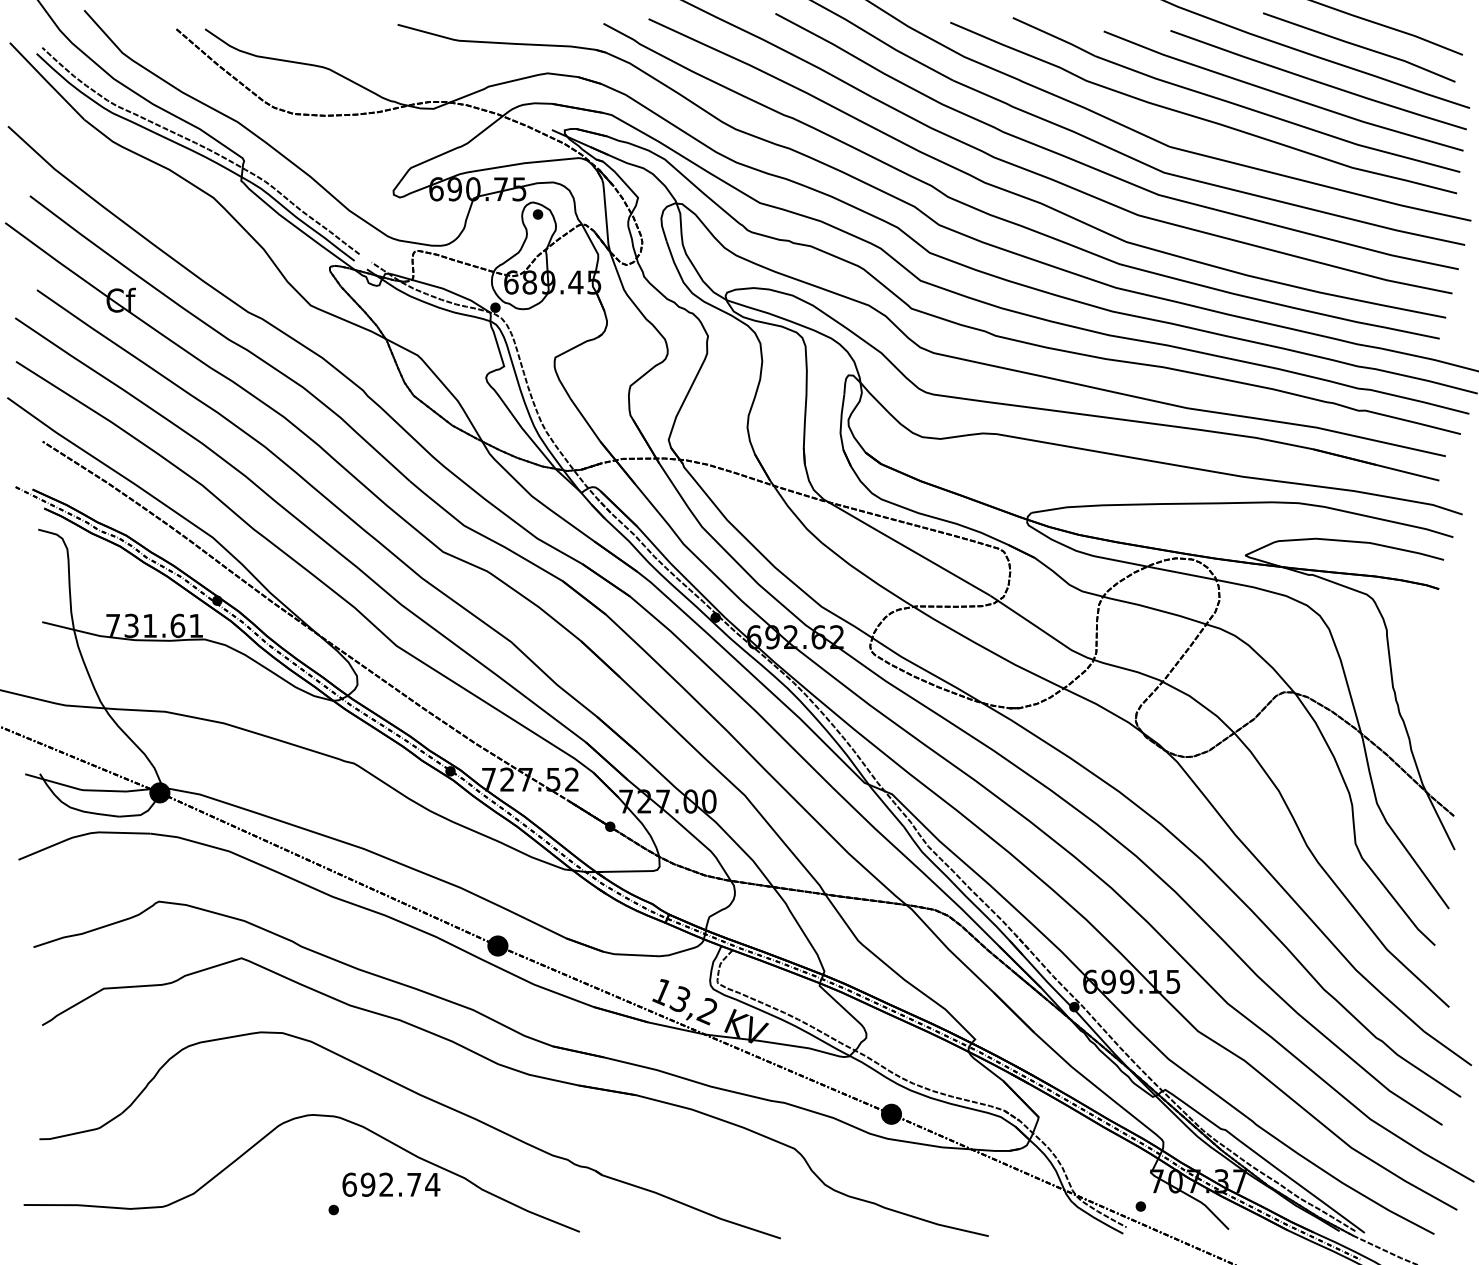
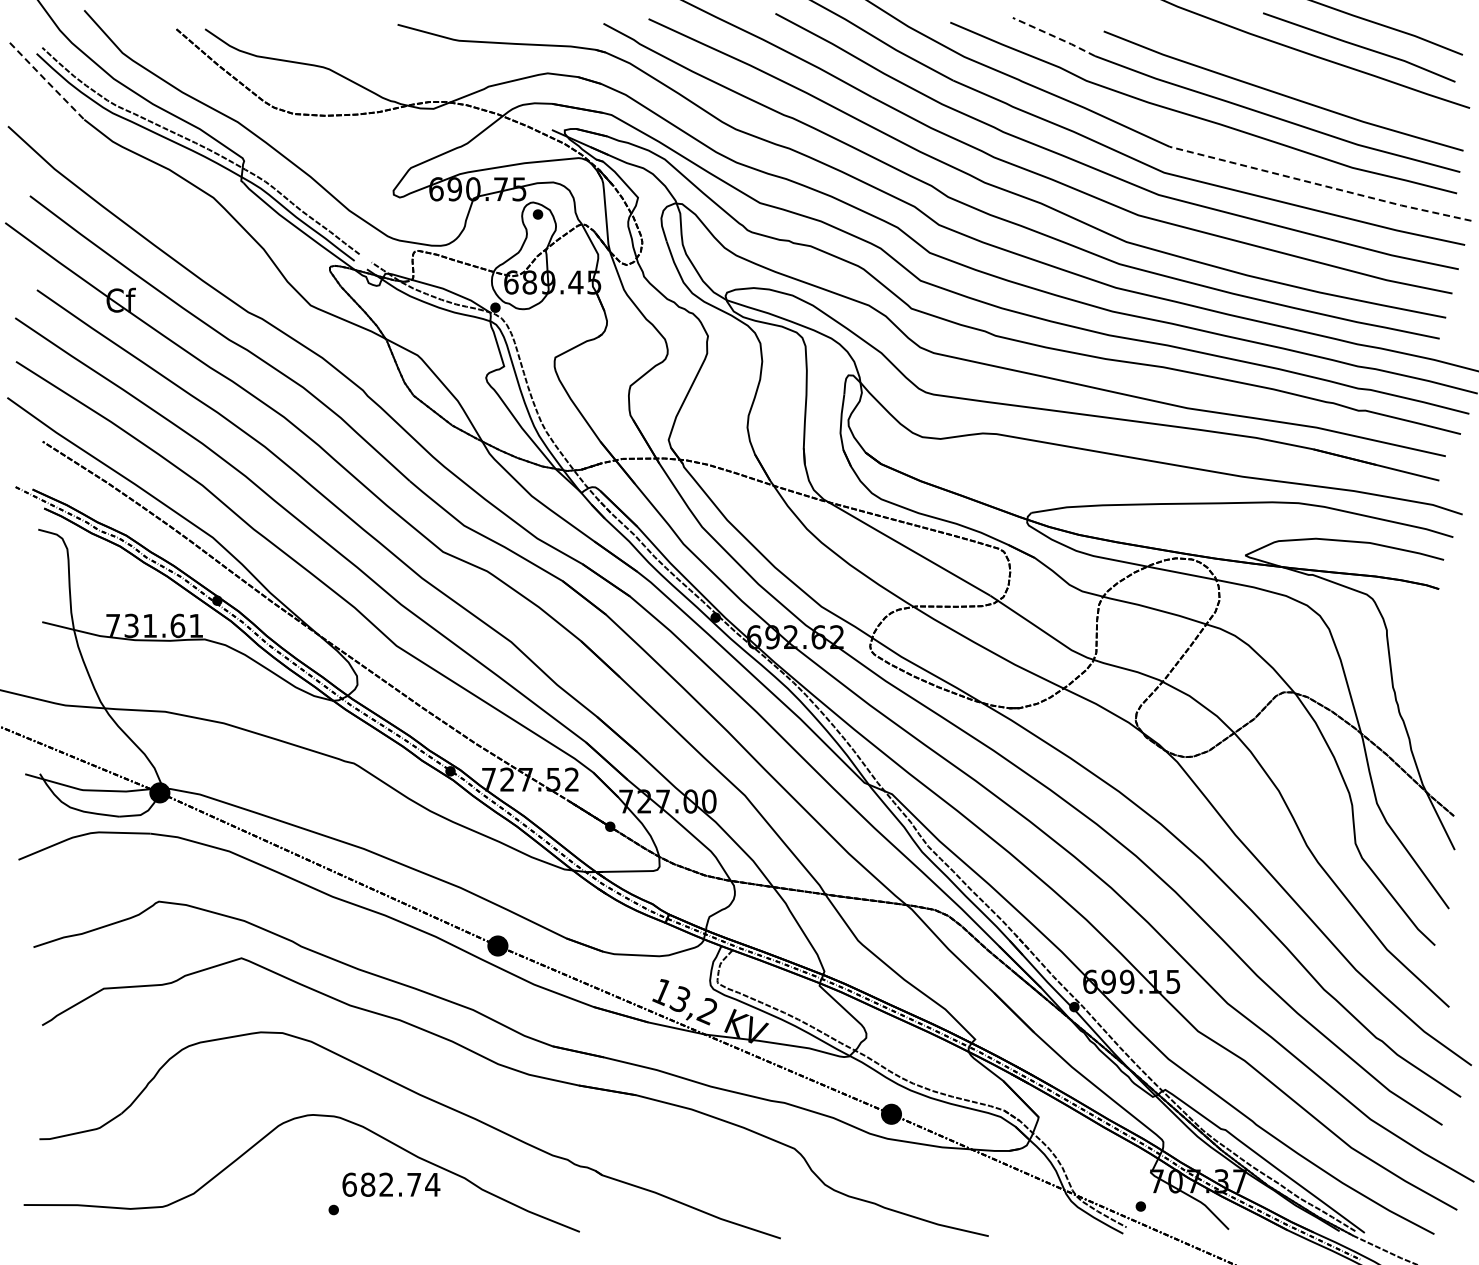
line: solid -> dashed (1054, 36)
part: present -> none (1318, 80)
line: solid -> dashed (46, 81)
line: solid -> dashed (1320, 185)
text: 692.74 -> 682.74 (367, 1184)
